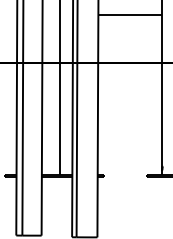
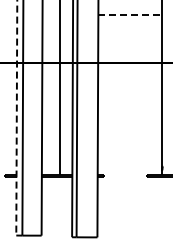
line: solid -> dashed (130, 15)
line: solid -> dashed (16, 118)
